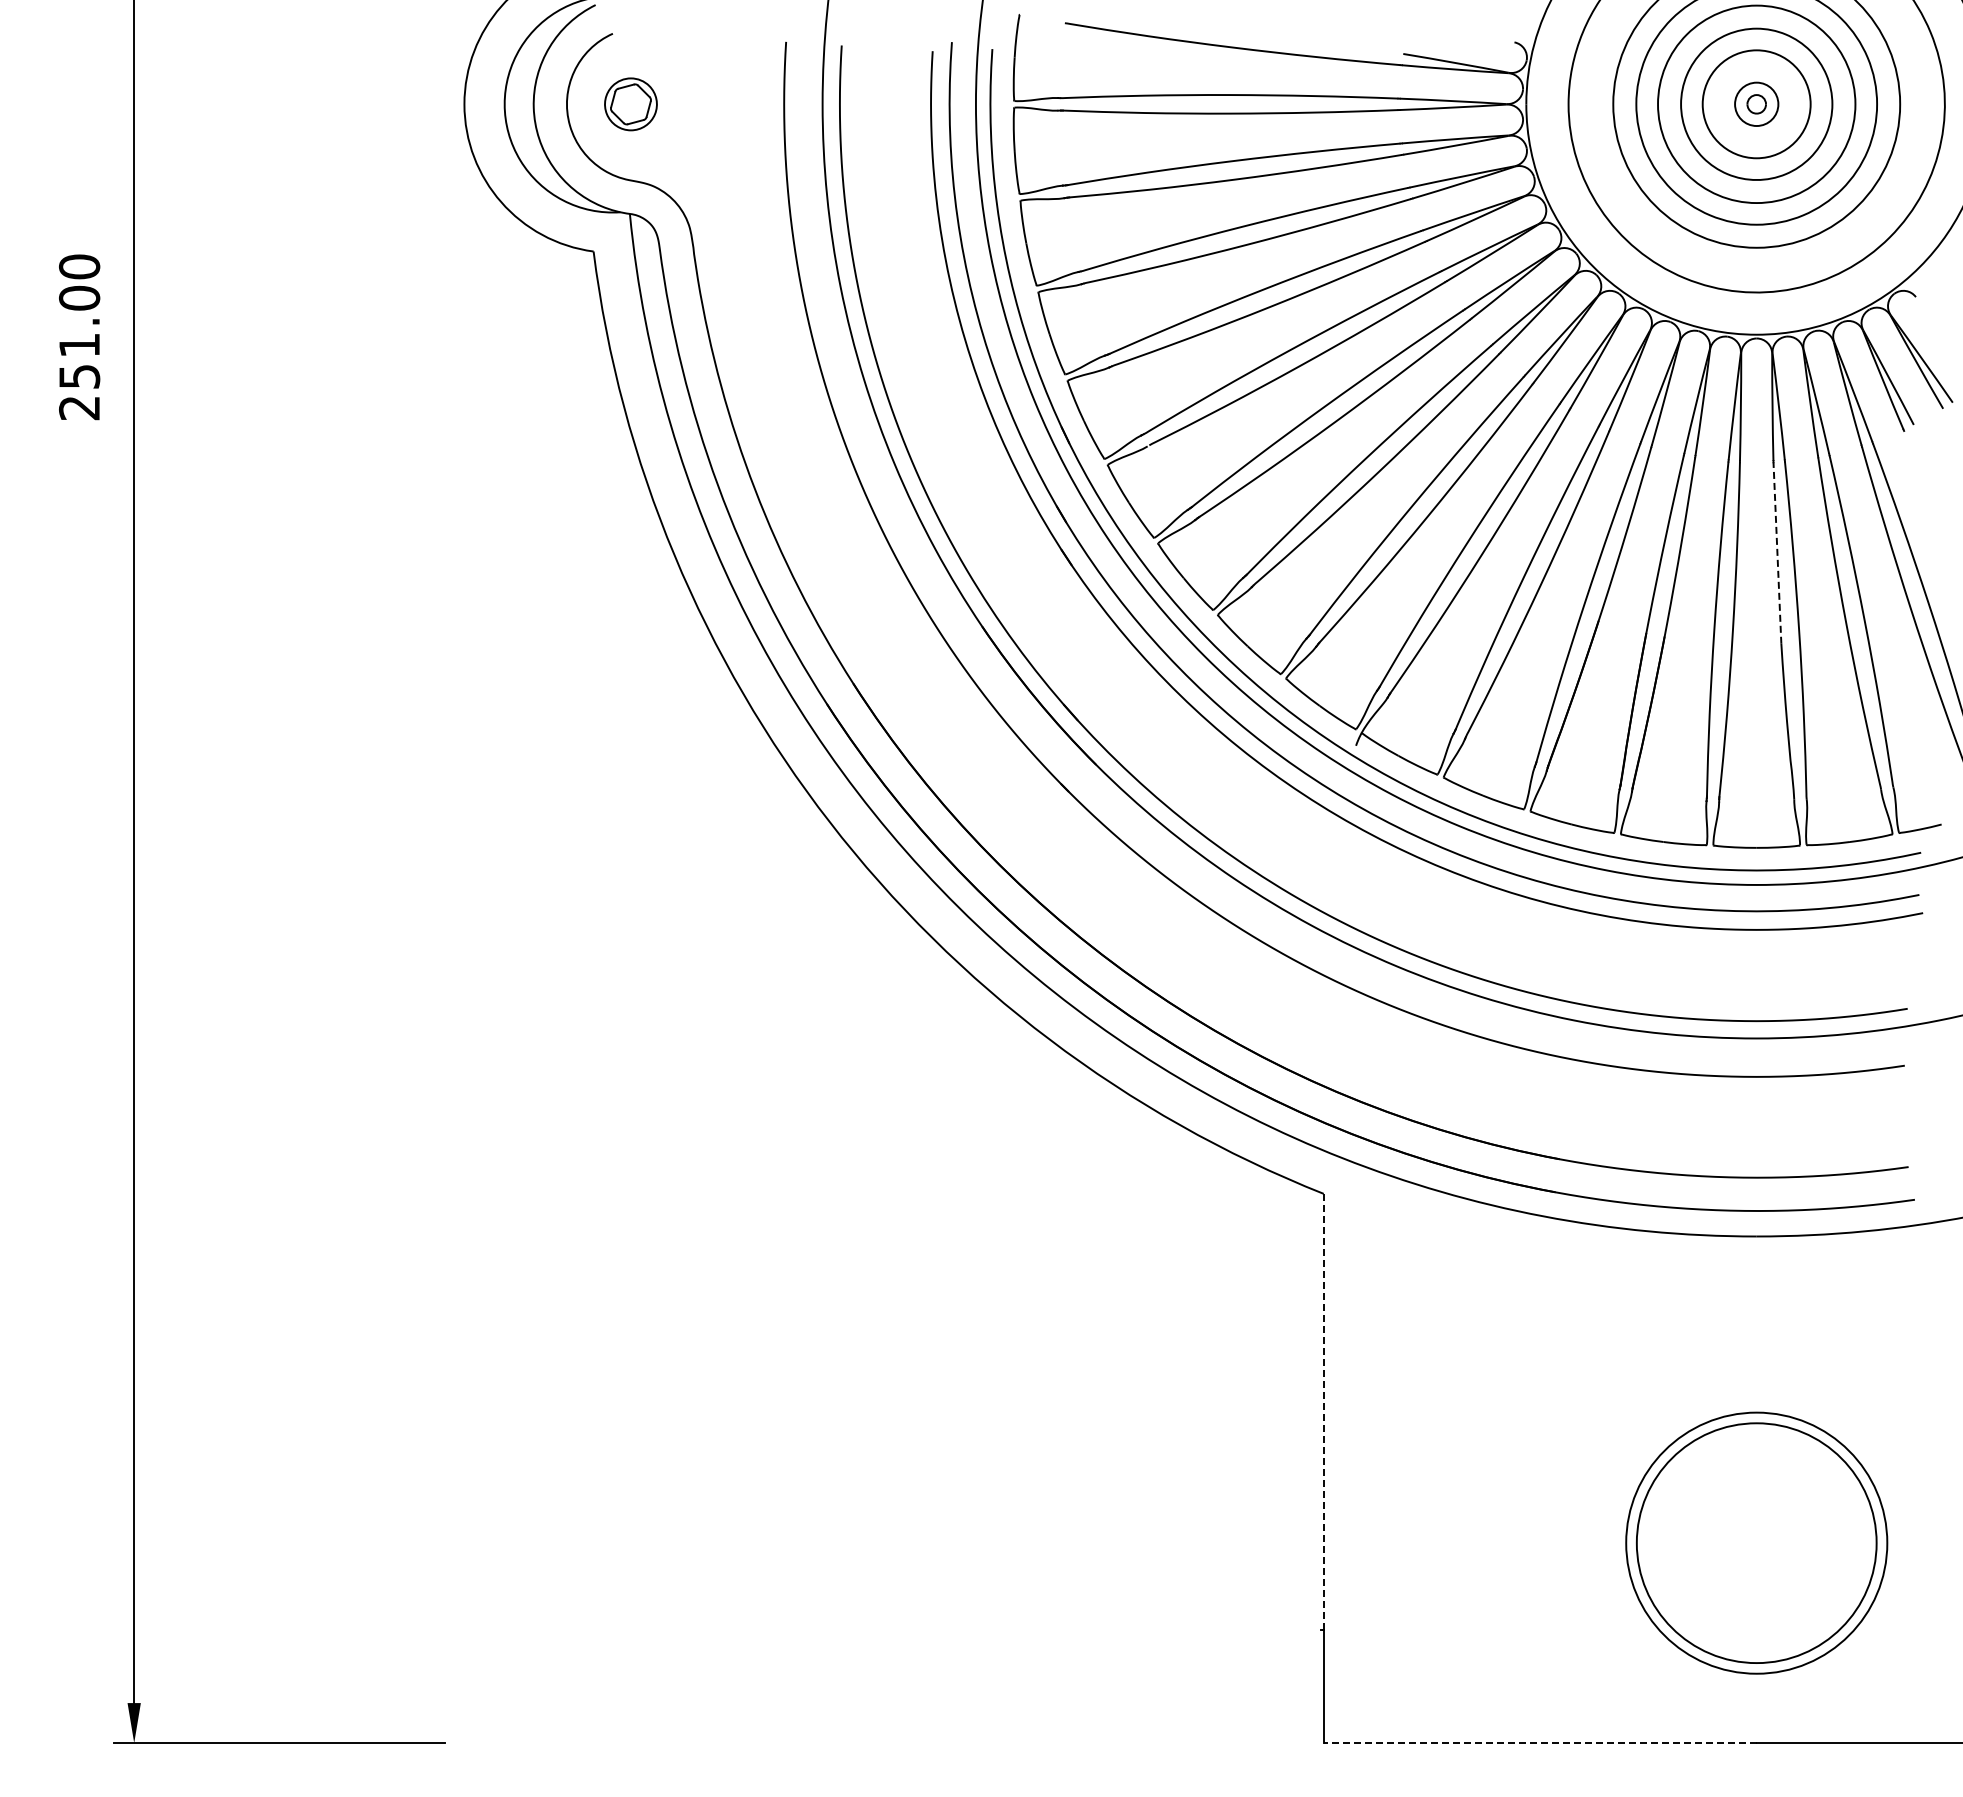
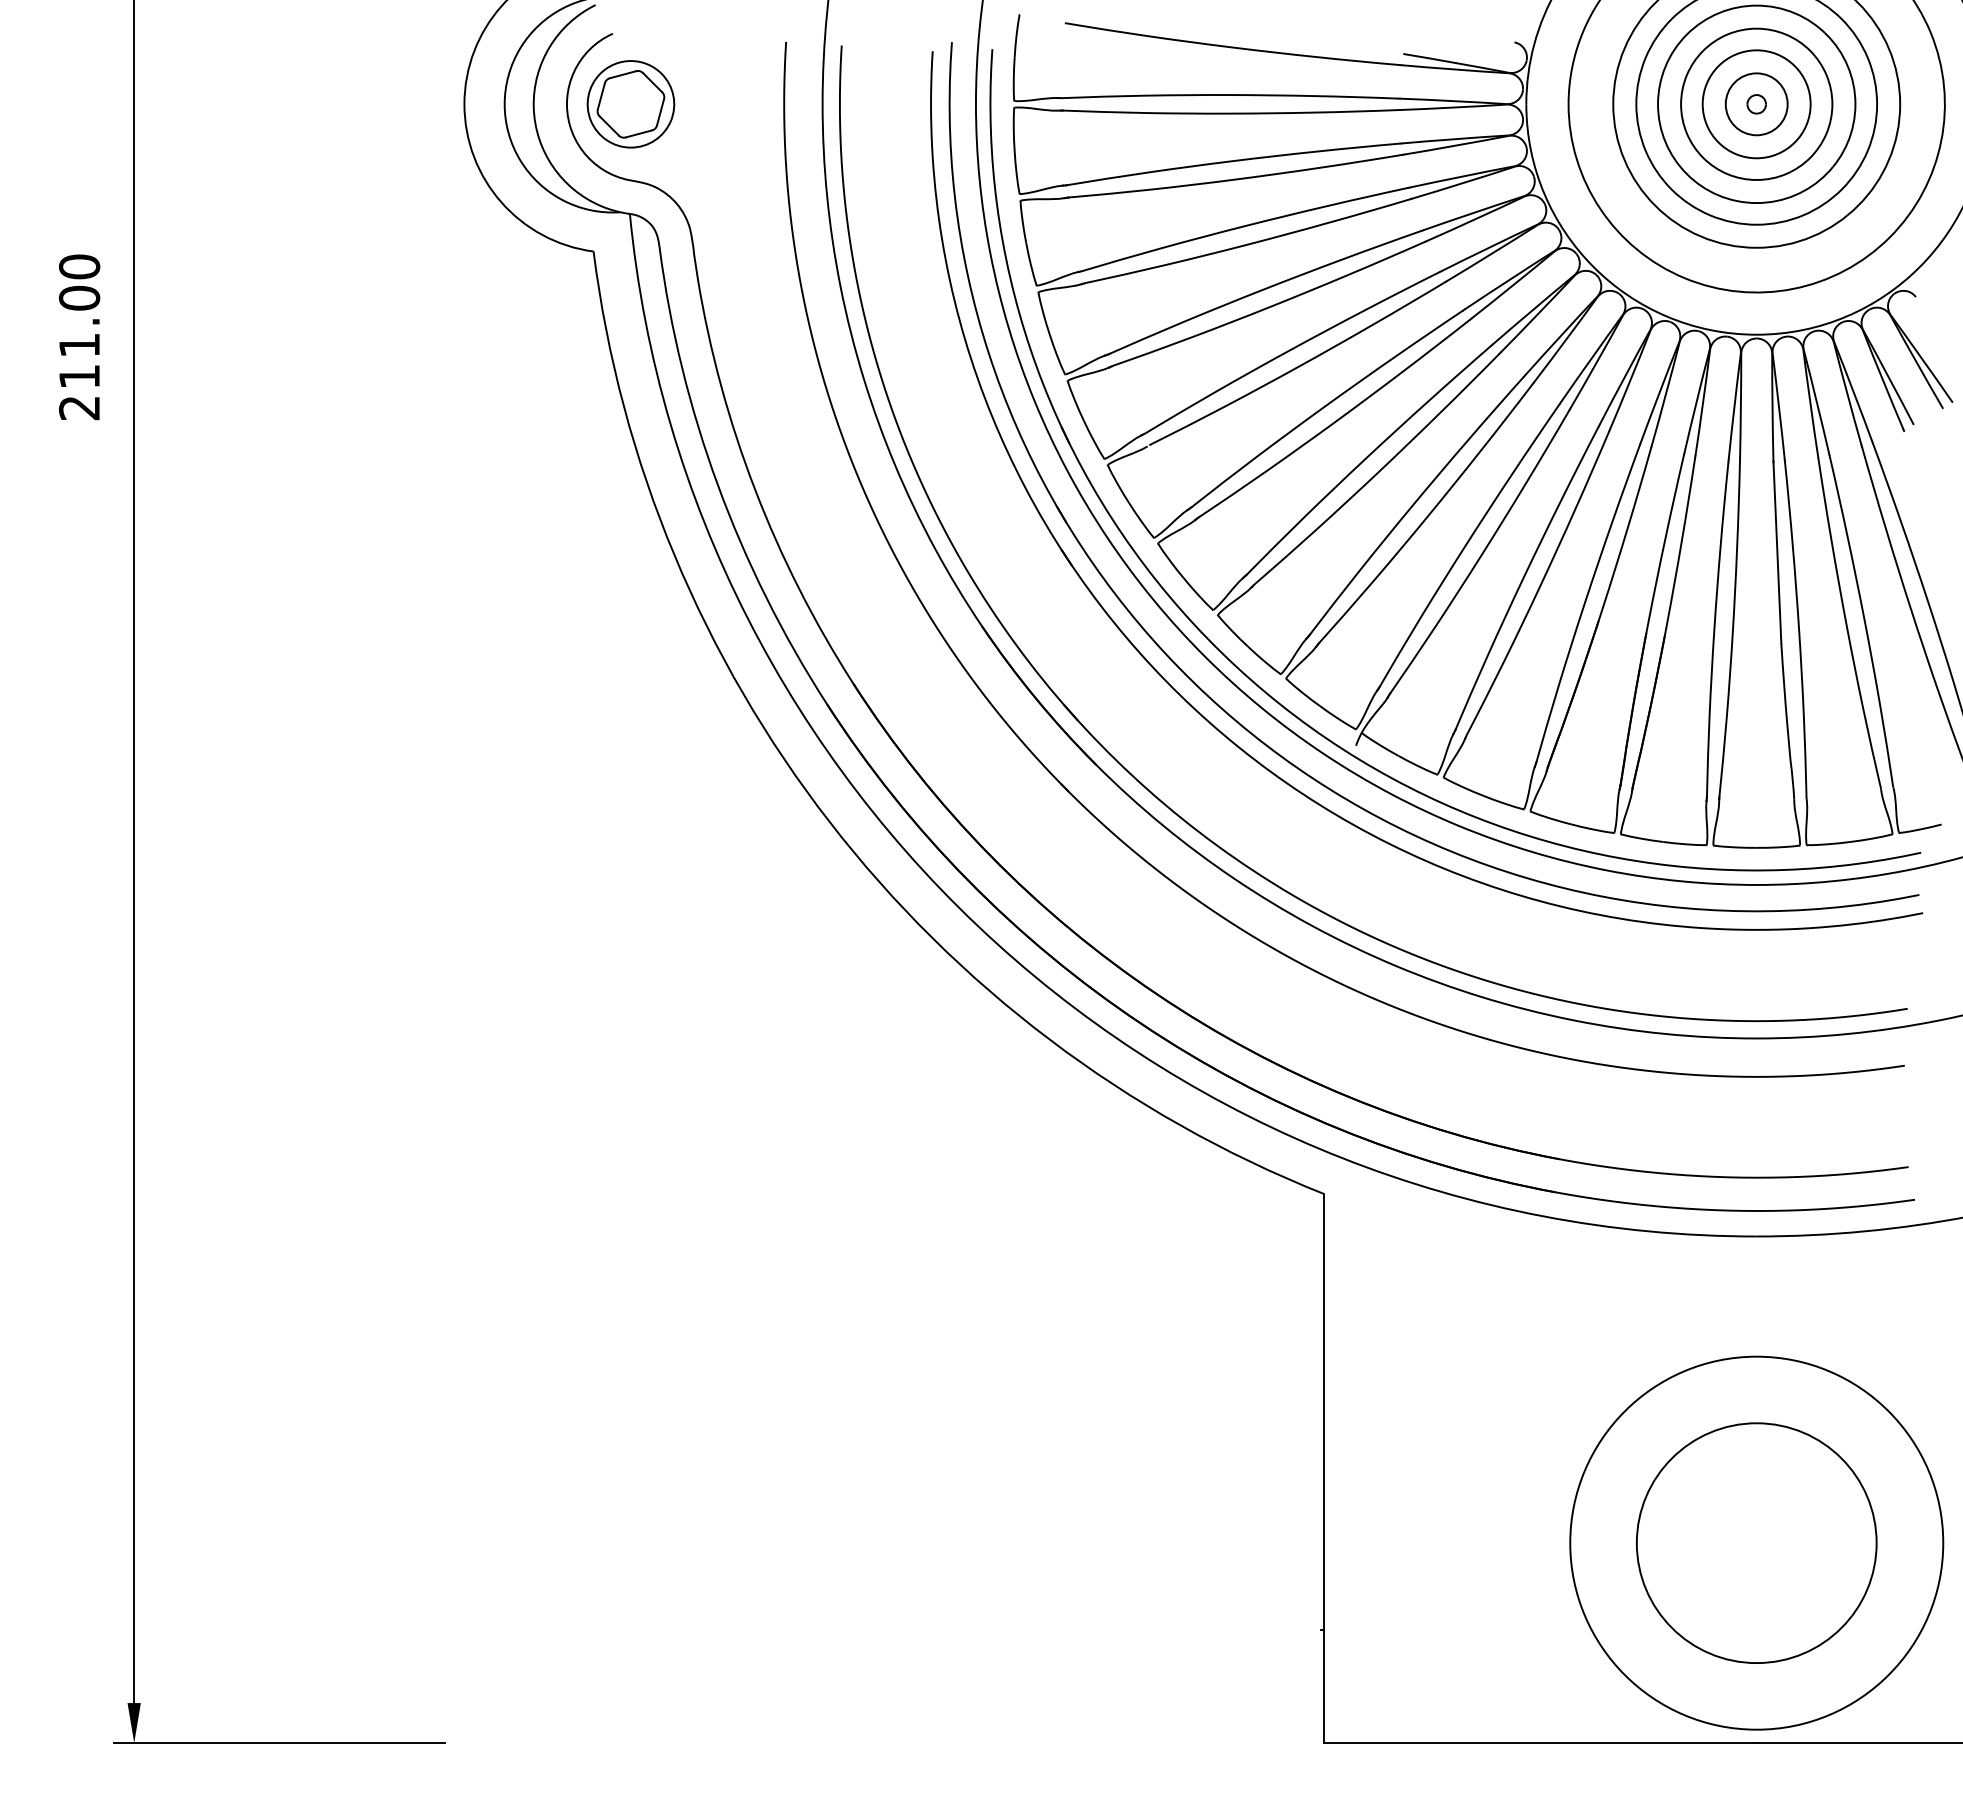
part size: 54x55 px -> 90x89 px (630, 104)
circle diameter: 43 px -> 62 px (1756, 104)
text: 251.00 -> 211.00 (79, 376)
line: dashed -> solid (1777, 553)
line: dashed -> solid (1323, 1411)
circle diameter: 261 px -> 373 px (1756, 1542)
line: dashed -> solid (1539, 1743)
